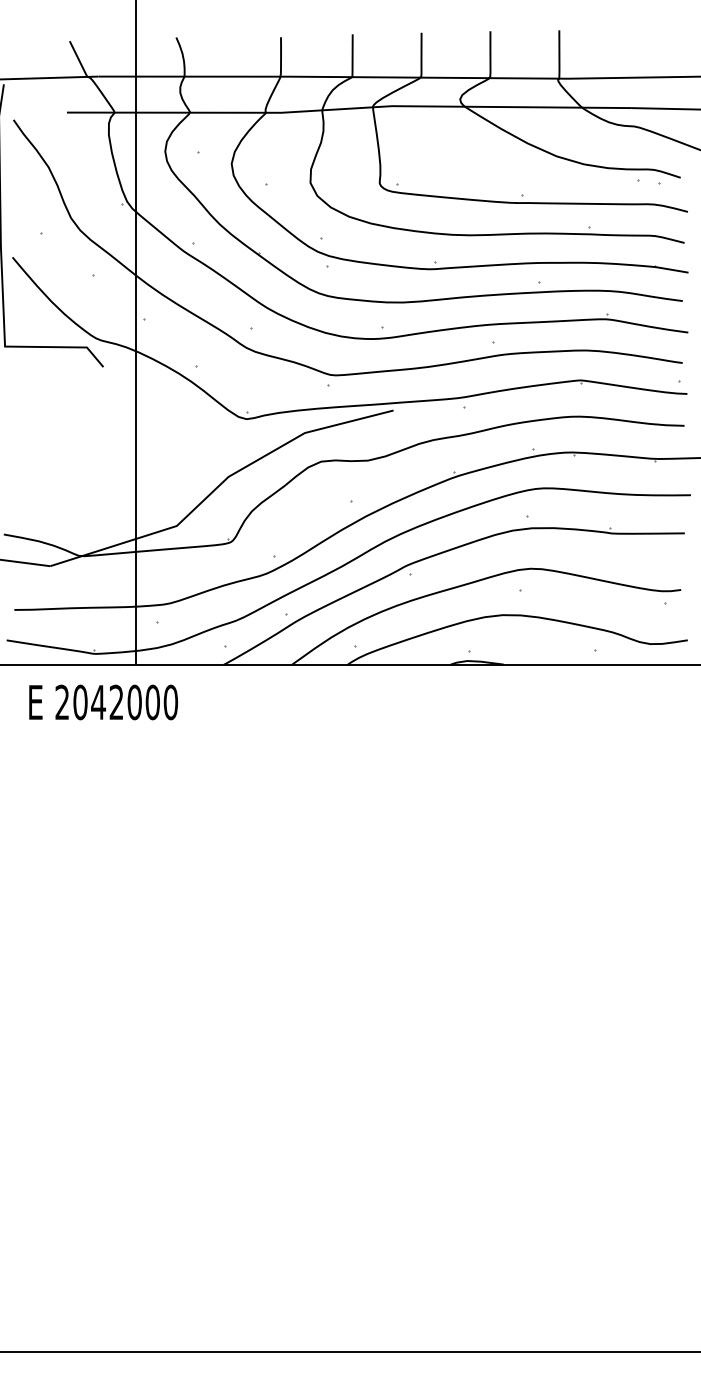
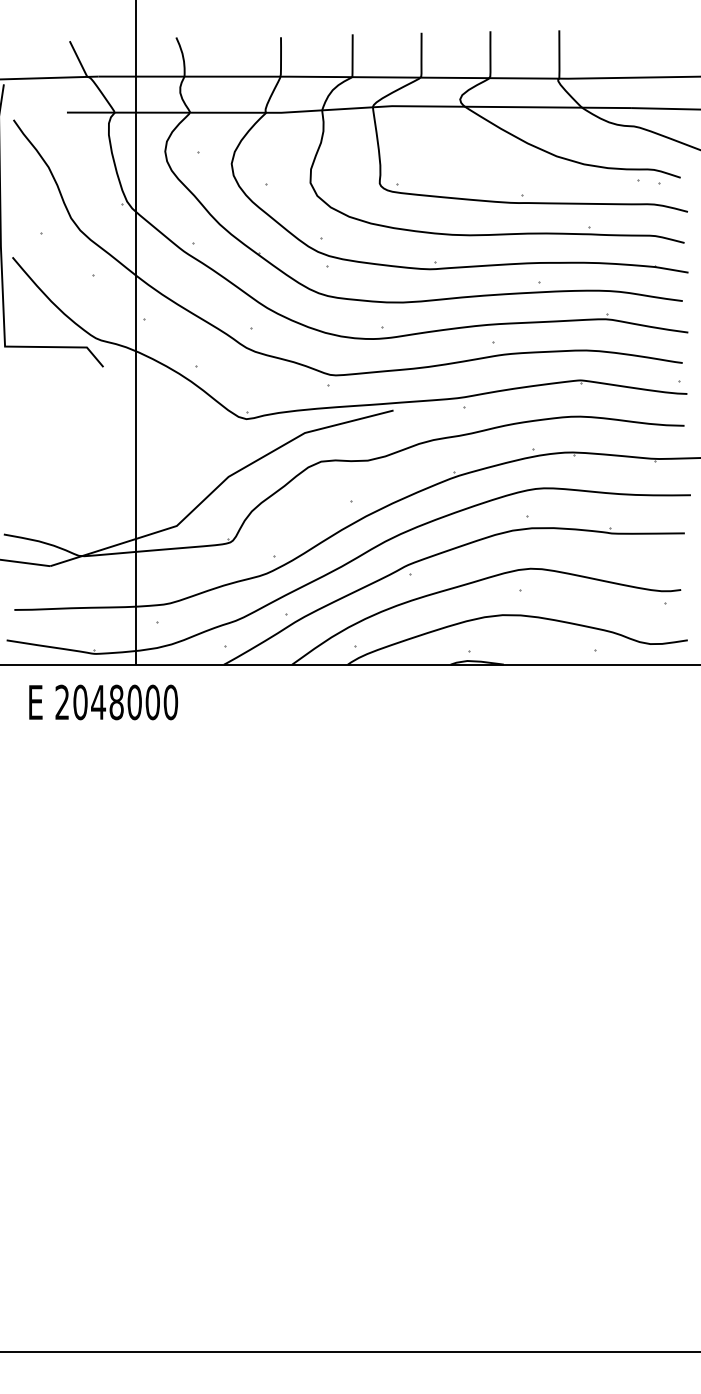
text: 2042000 -> 2048000 (116, 702)
